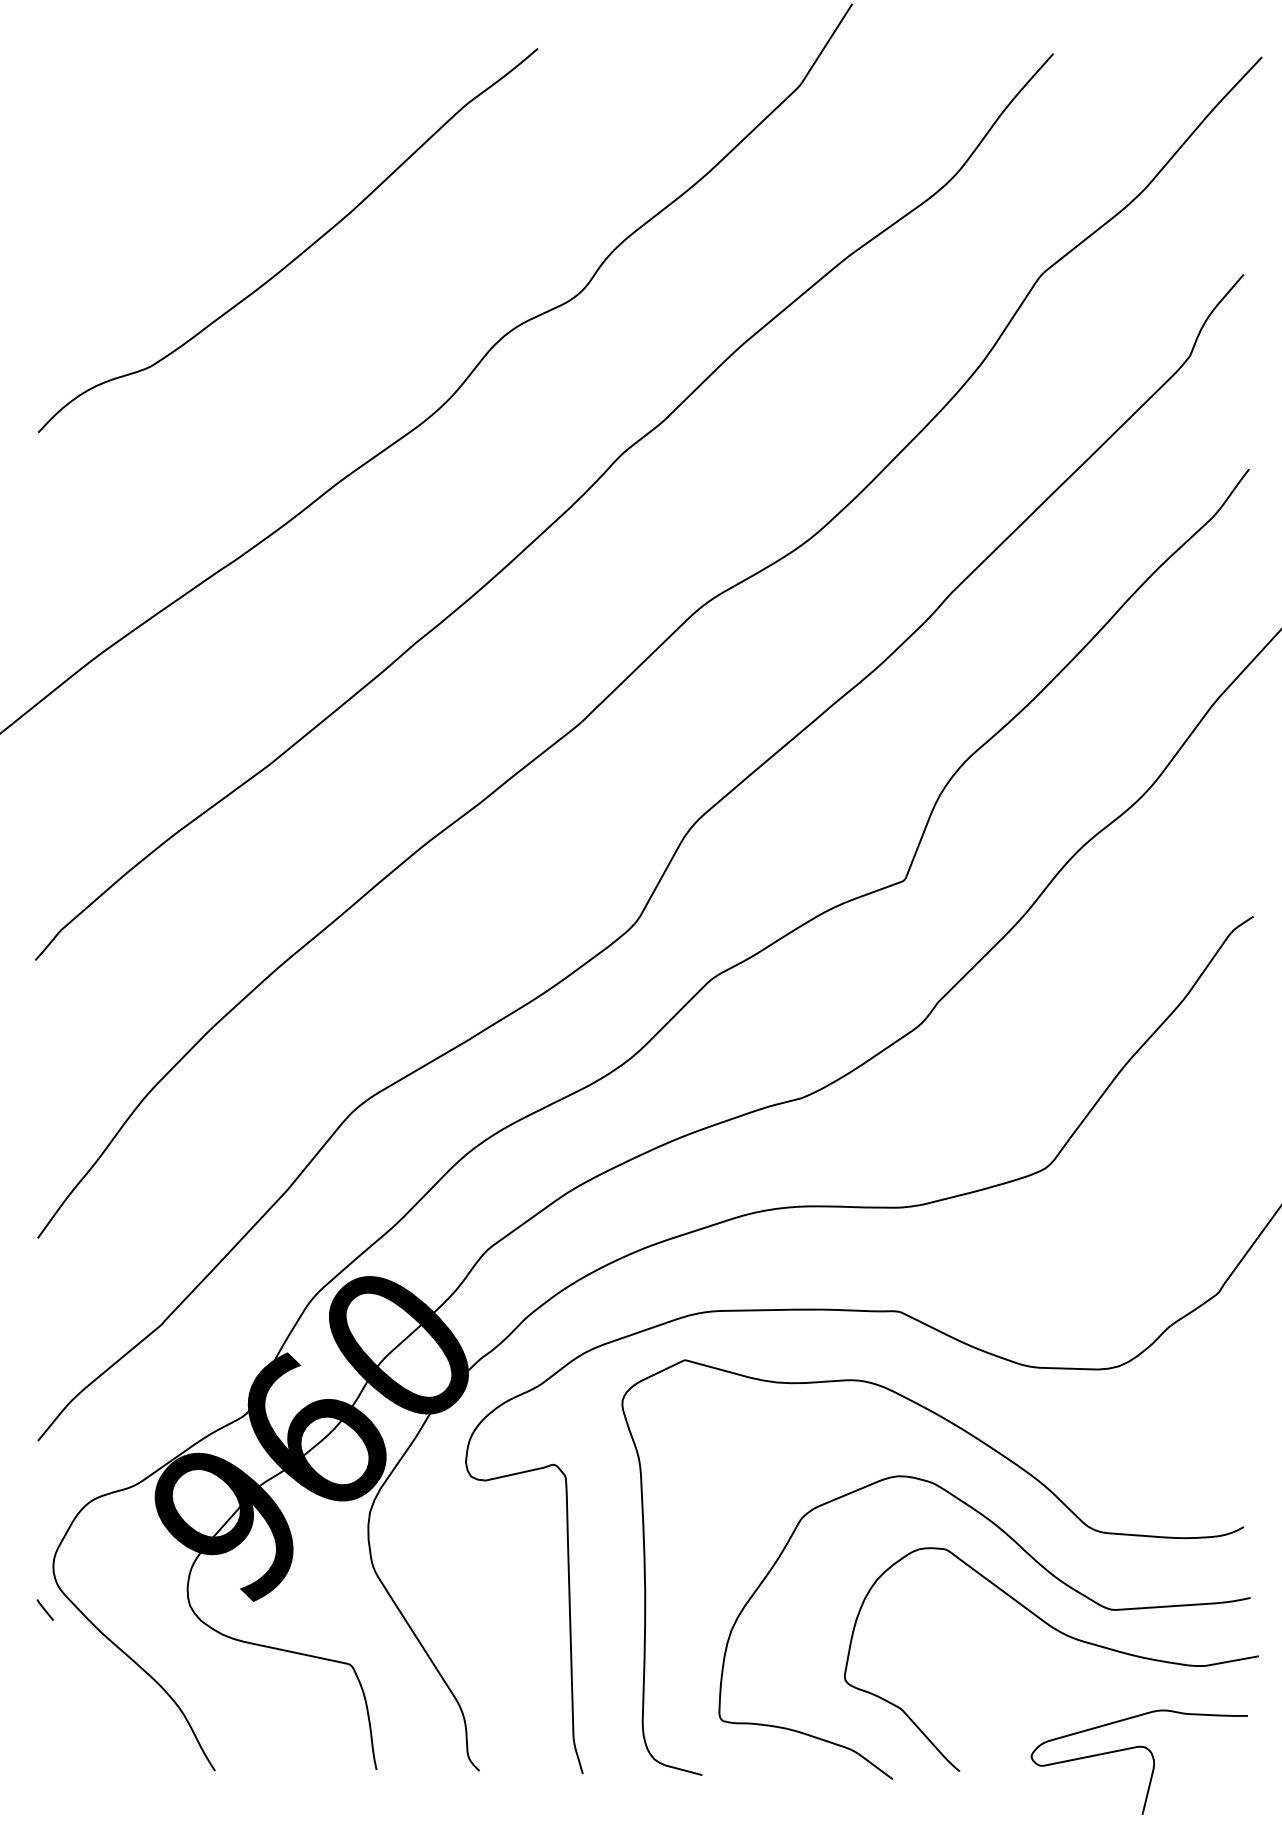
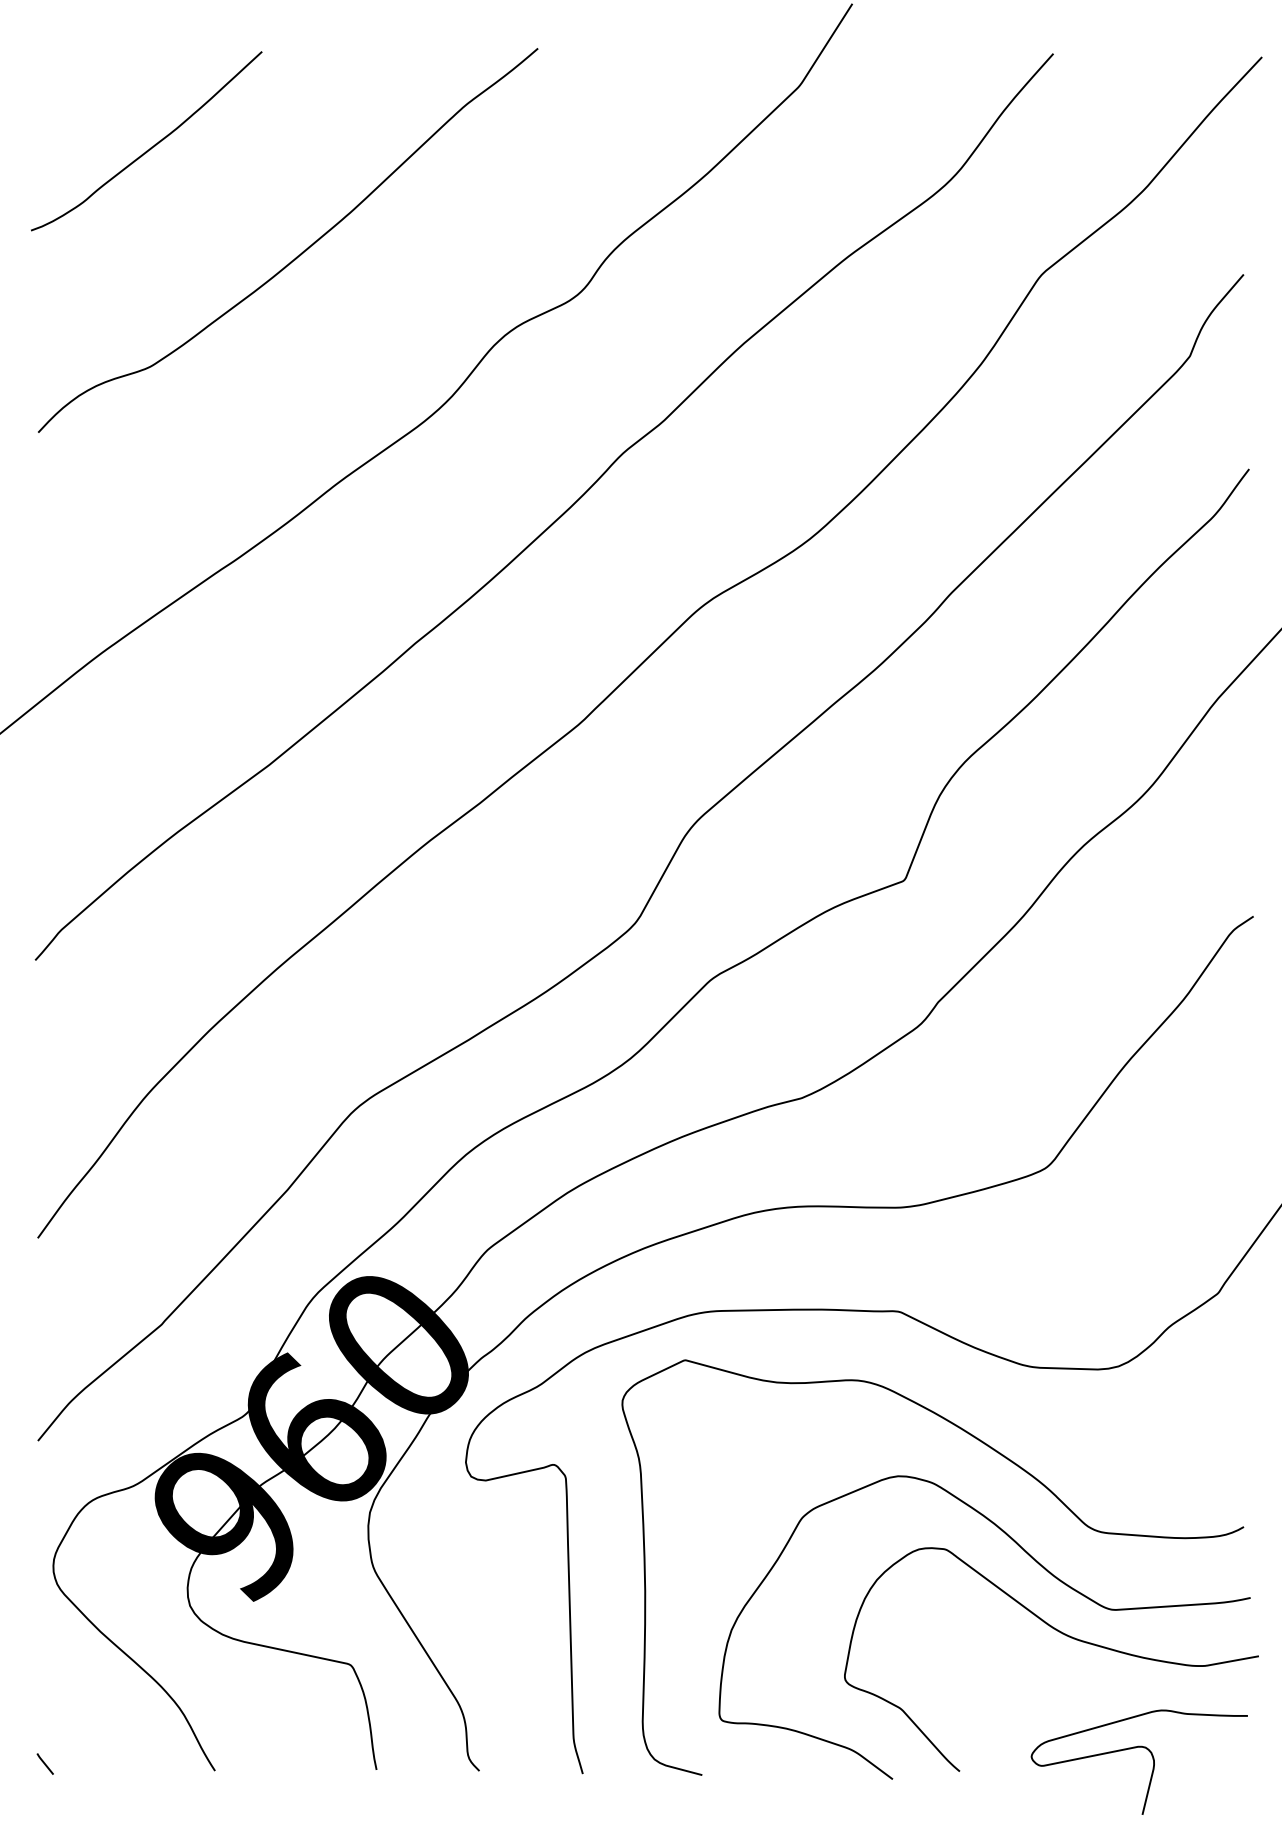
curve: none -> present (151, 146)
line position: (44, 1609) -> (44, 1763) (44, 1763)
